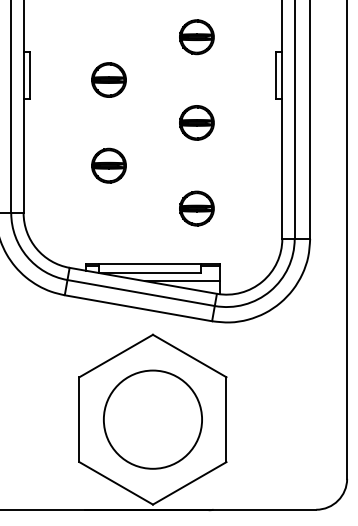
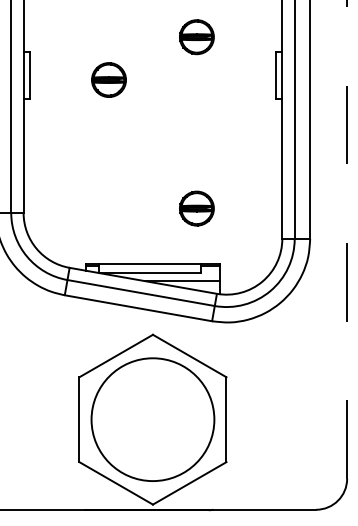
part: present -> none (196, 122)
part: present -> none (108, 165)
line: solid -> dashed (347, 239)
circle diameter: 98 px -> 123 px (152, 419)
